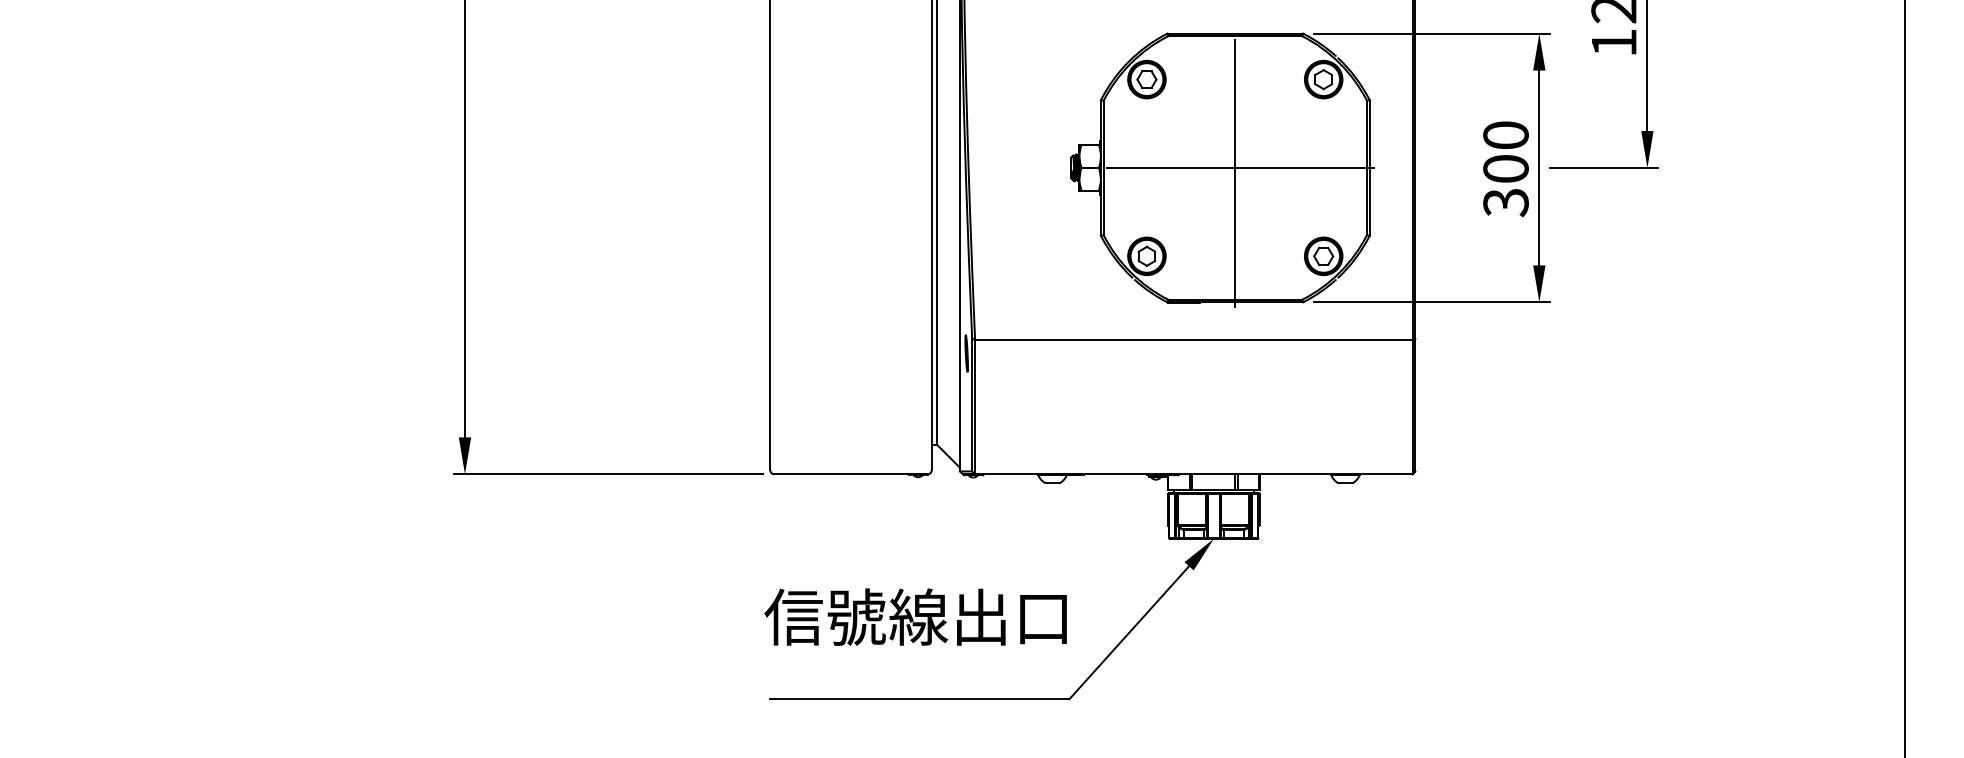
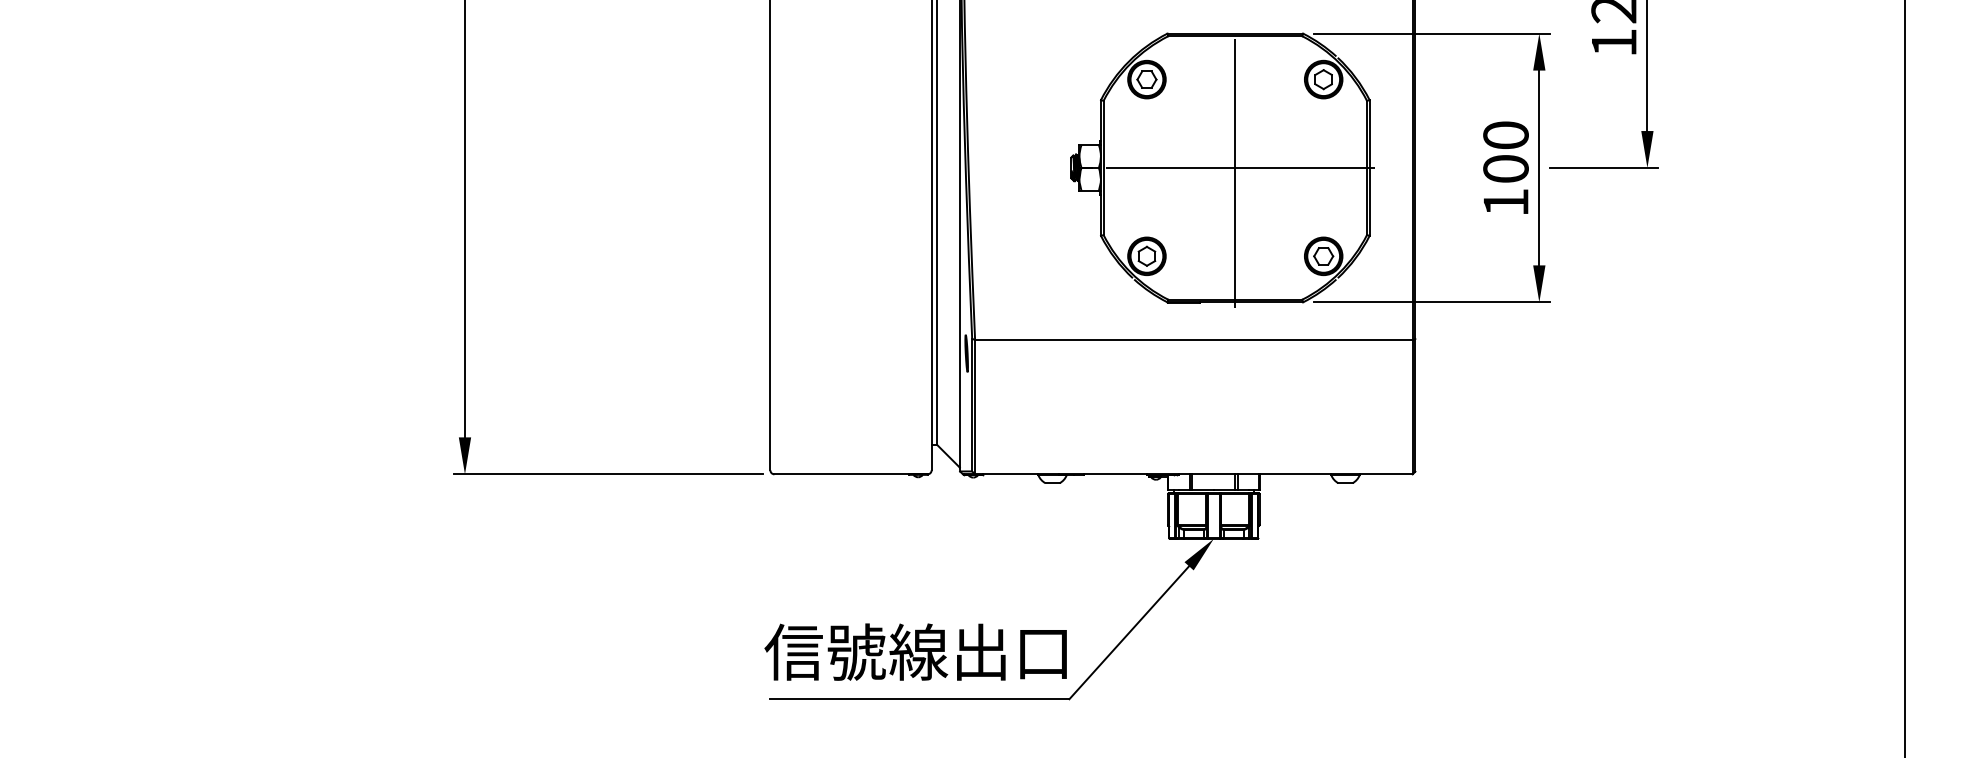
text: 300 -> 100 (1505, 203)
text position: (915, 616) -> (915, 651) (915, 651)
